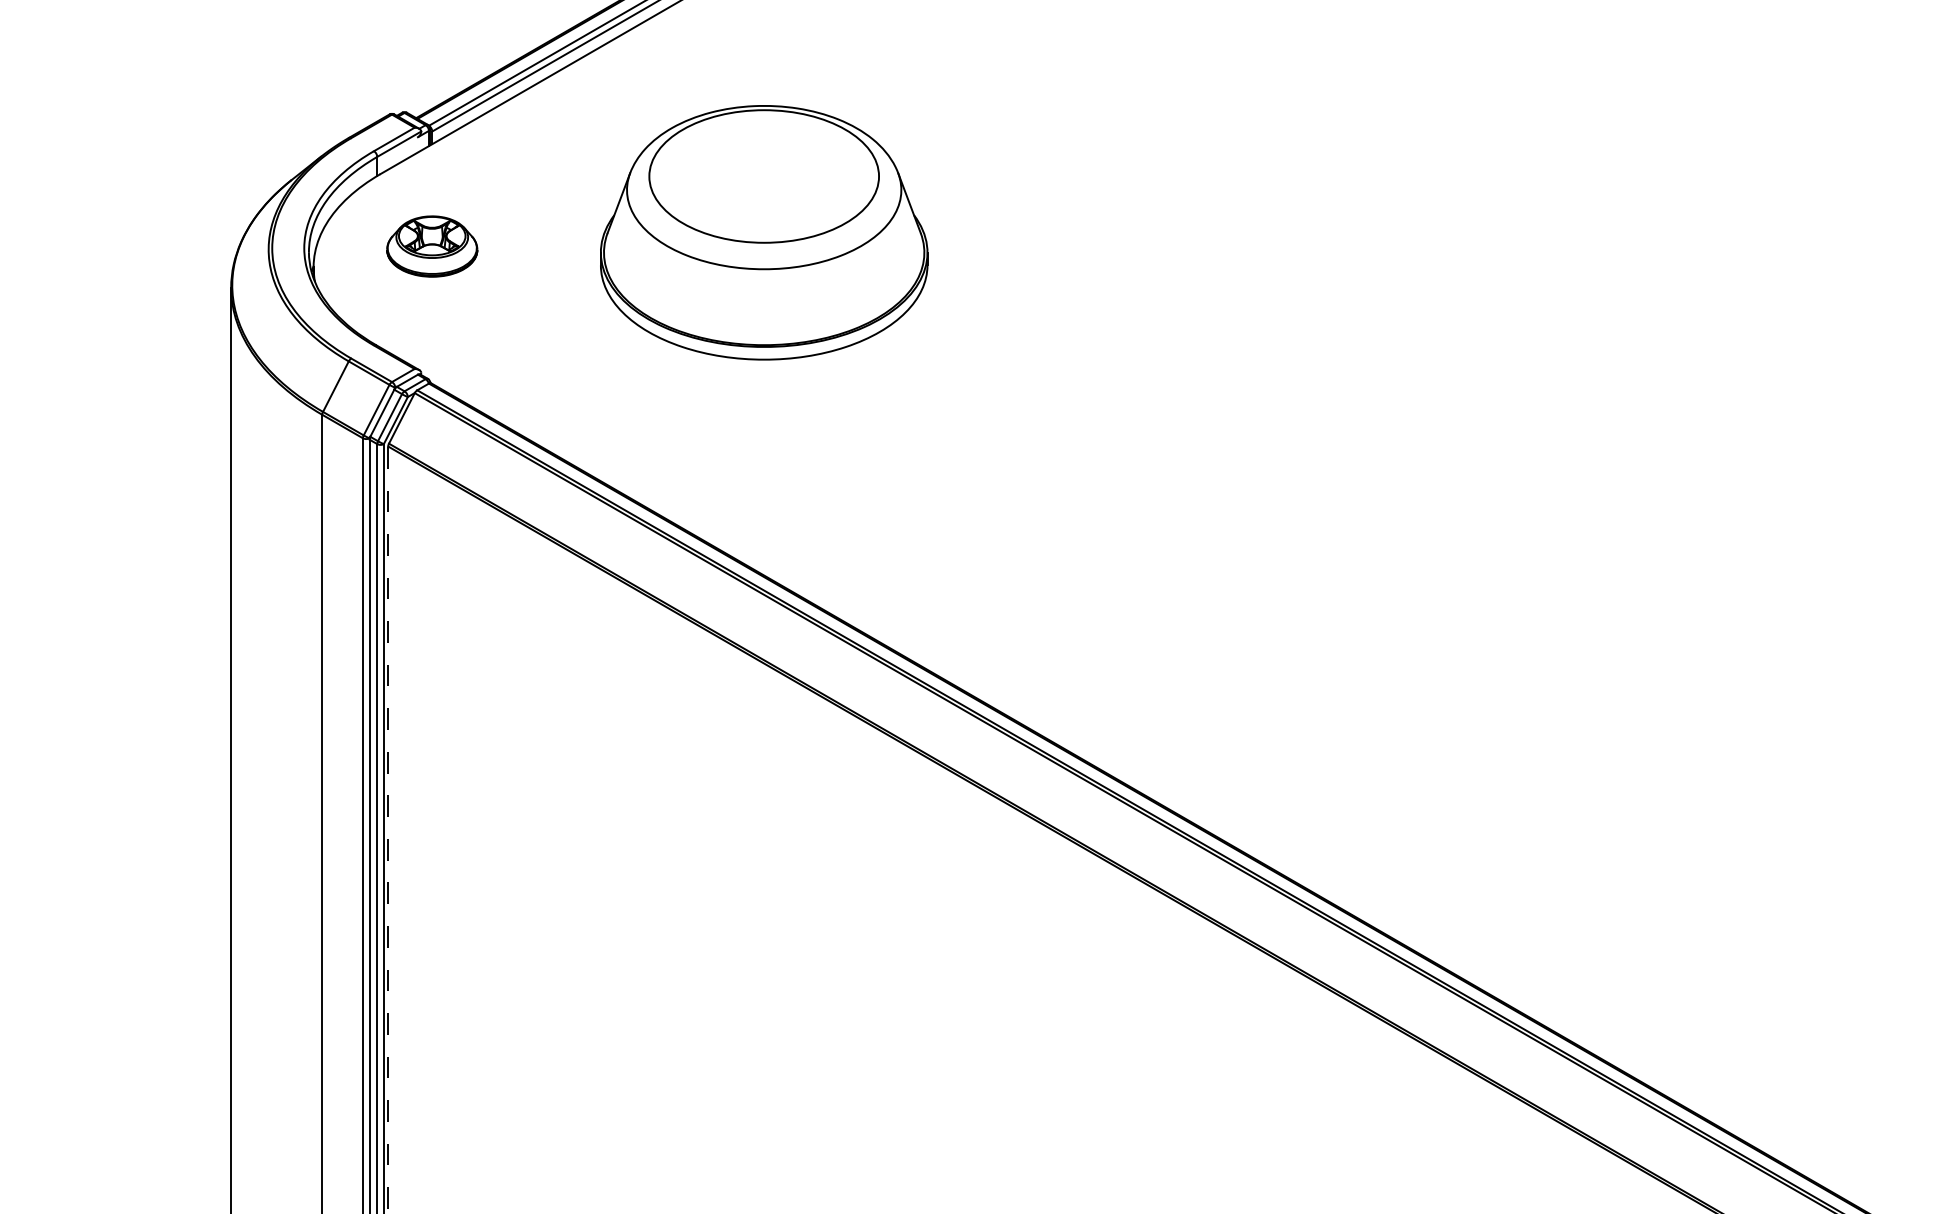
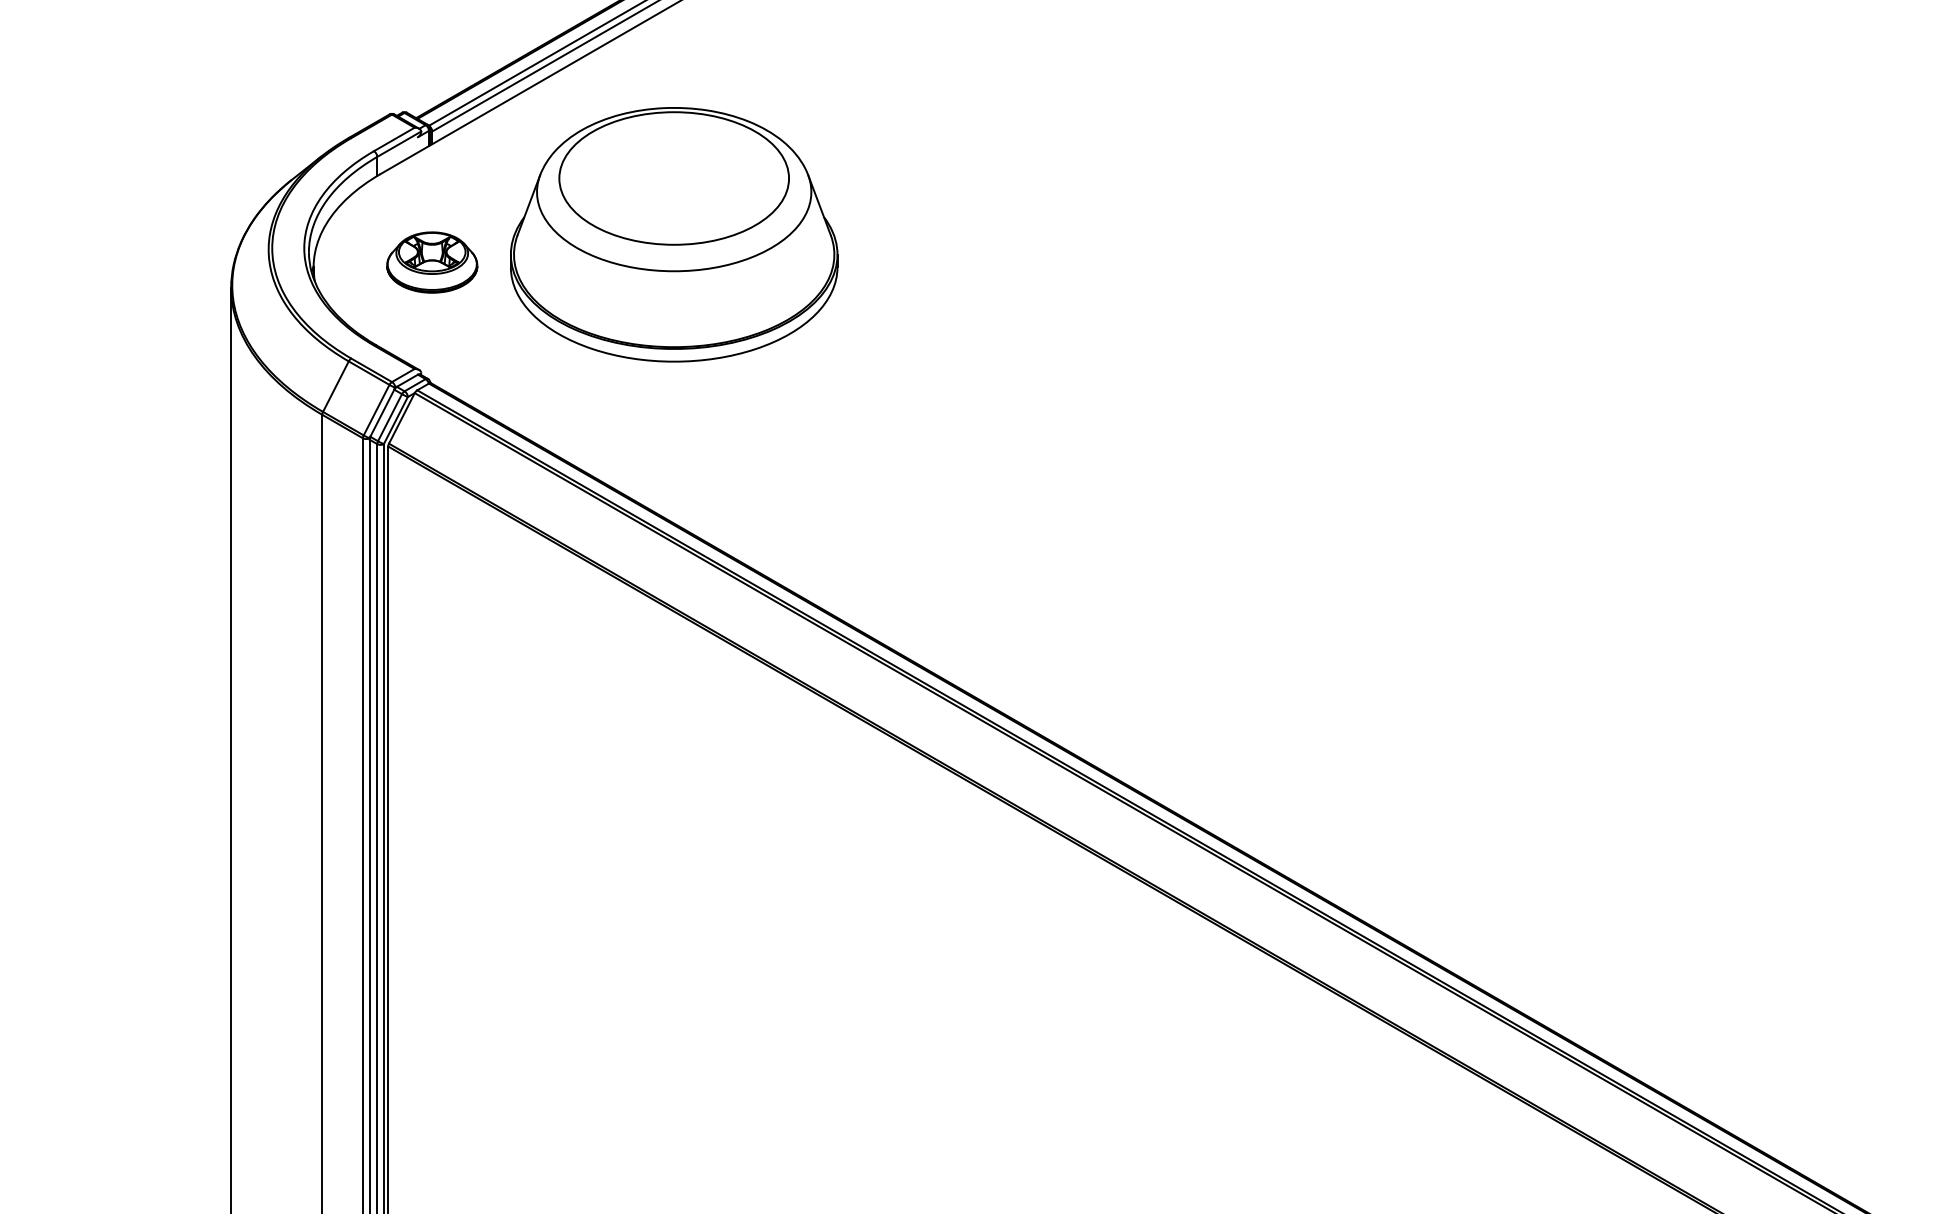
part position: (764, 232) -> (674, 234) (674, 234)
part position: (432, 246) -> (432, 262) (432, 262)
line: dashed -> solid (388, 829)
